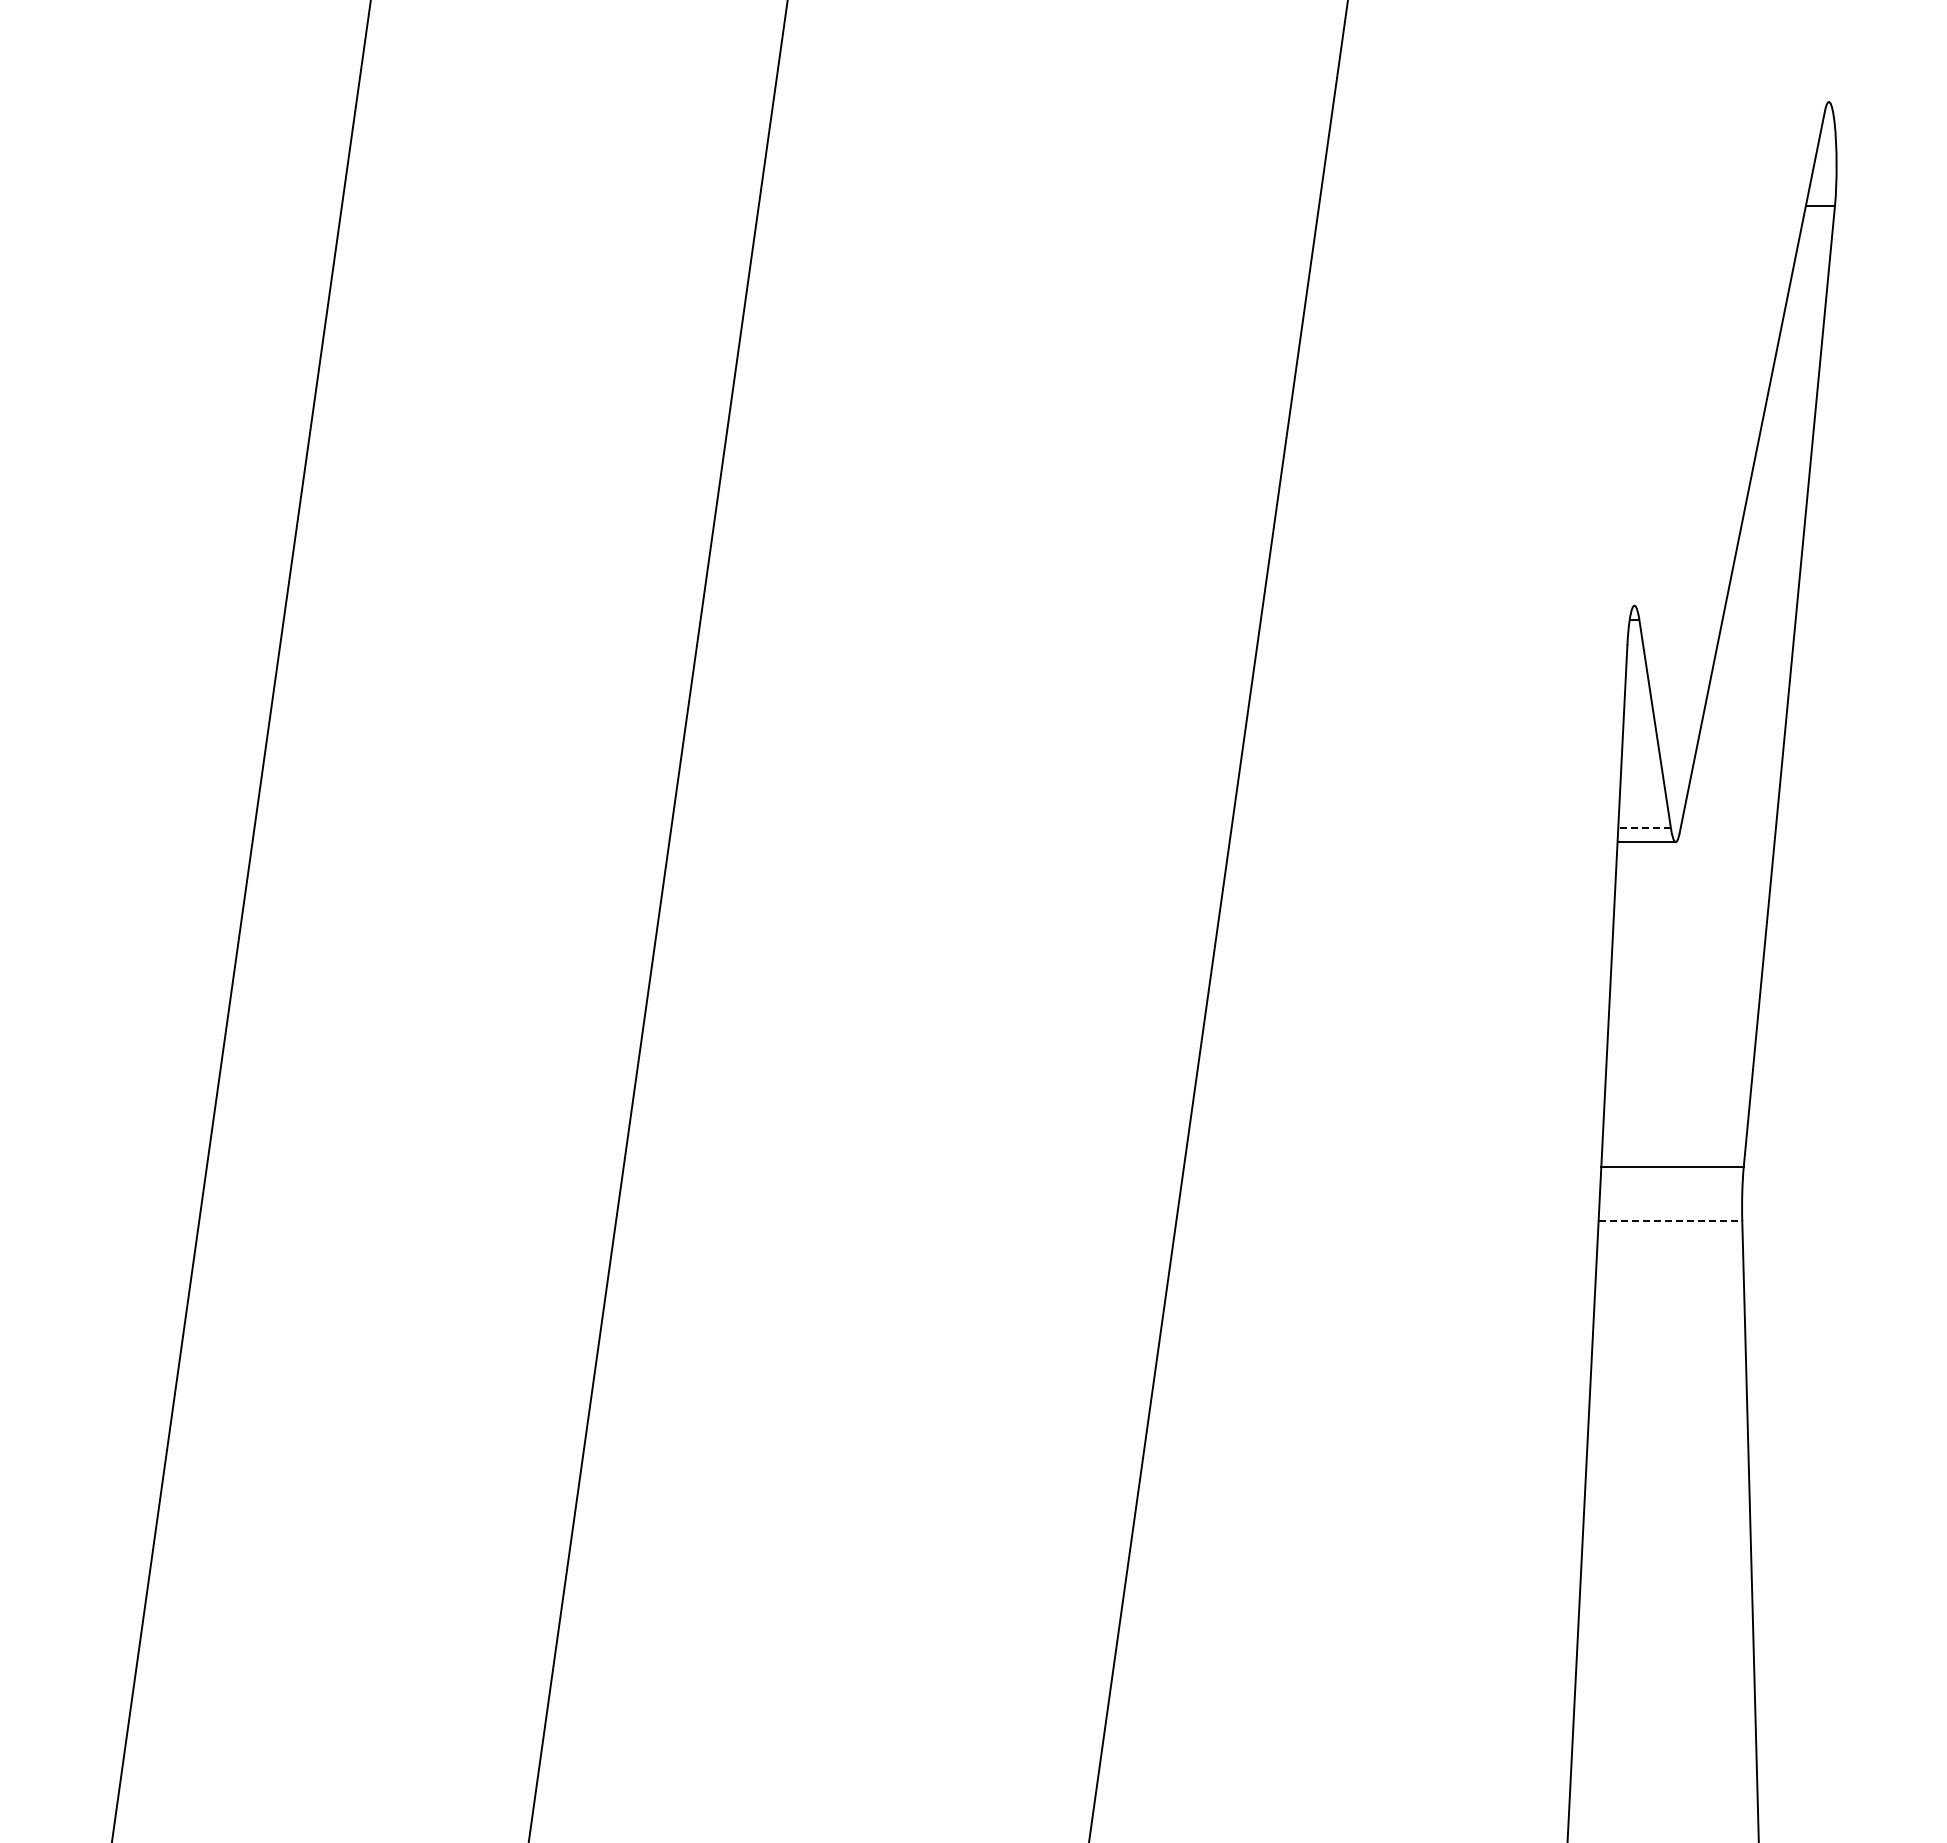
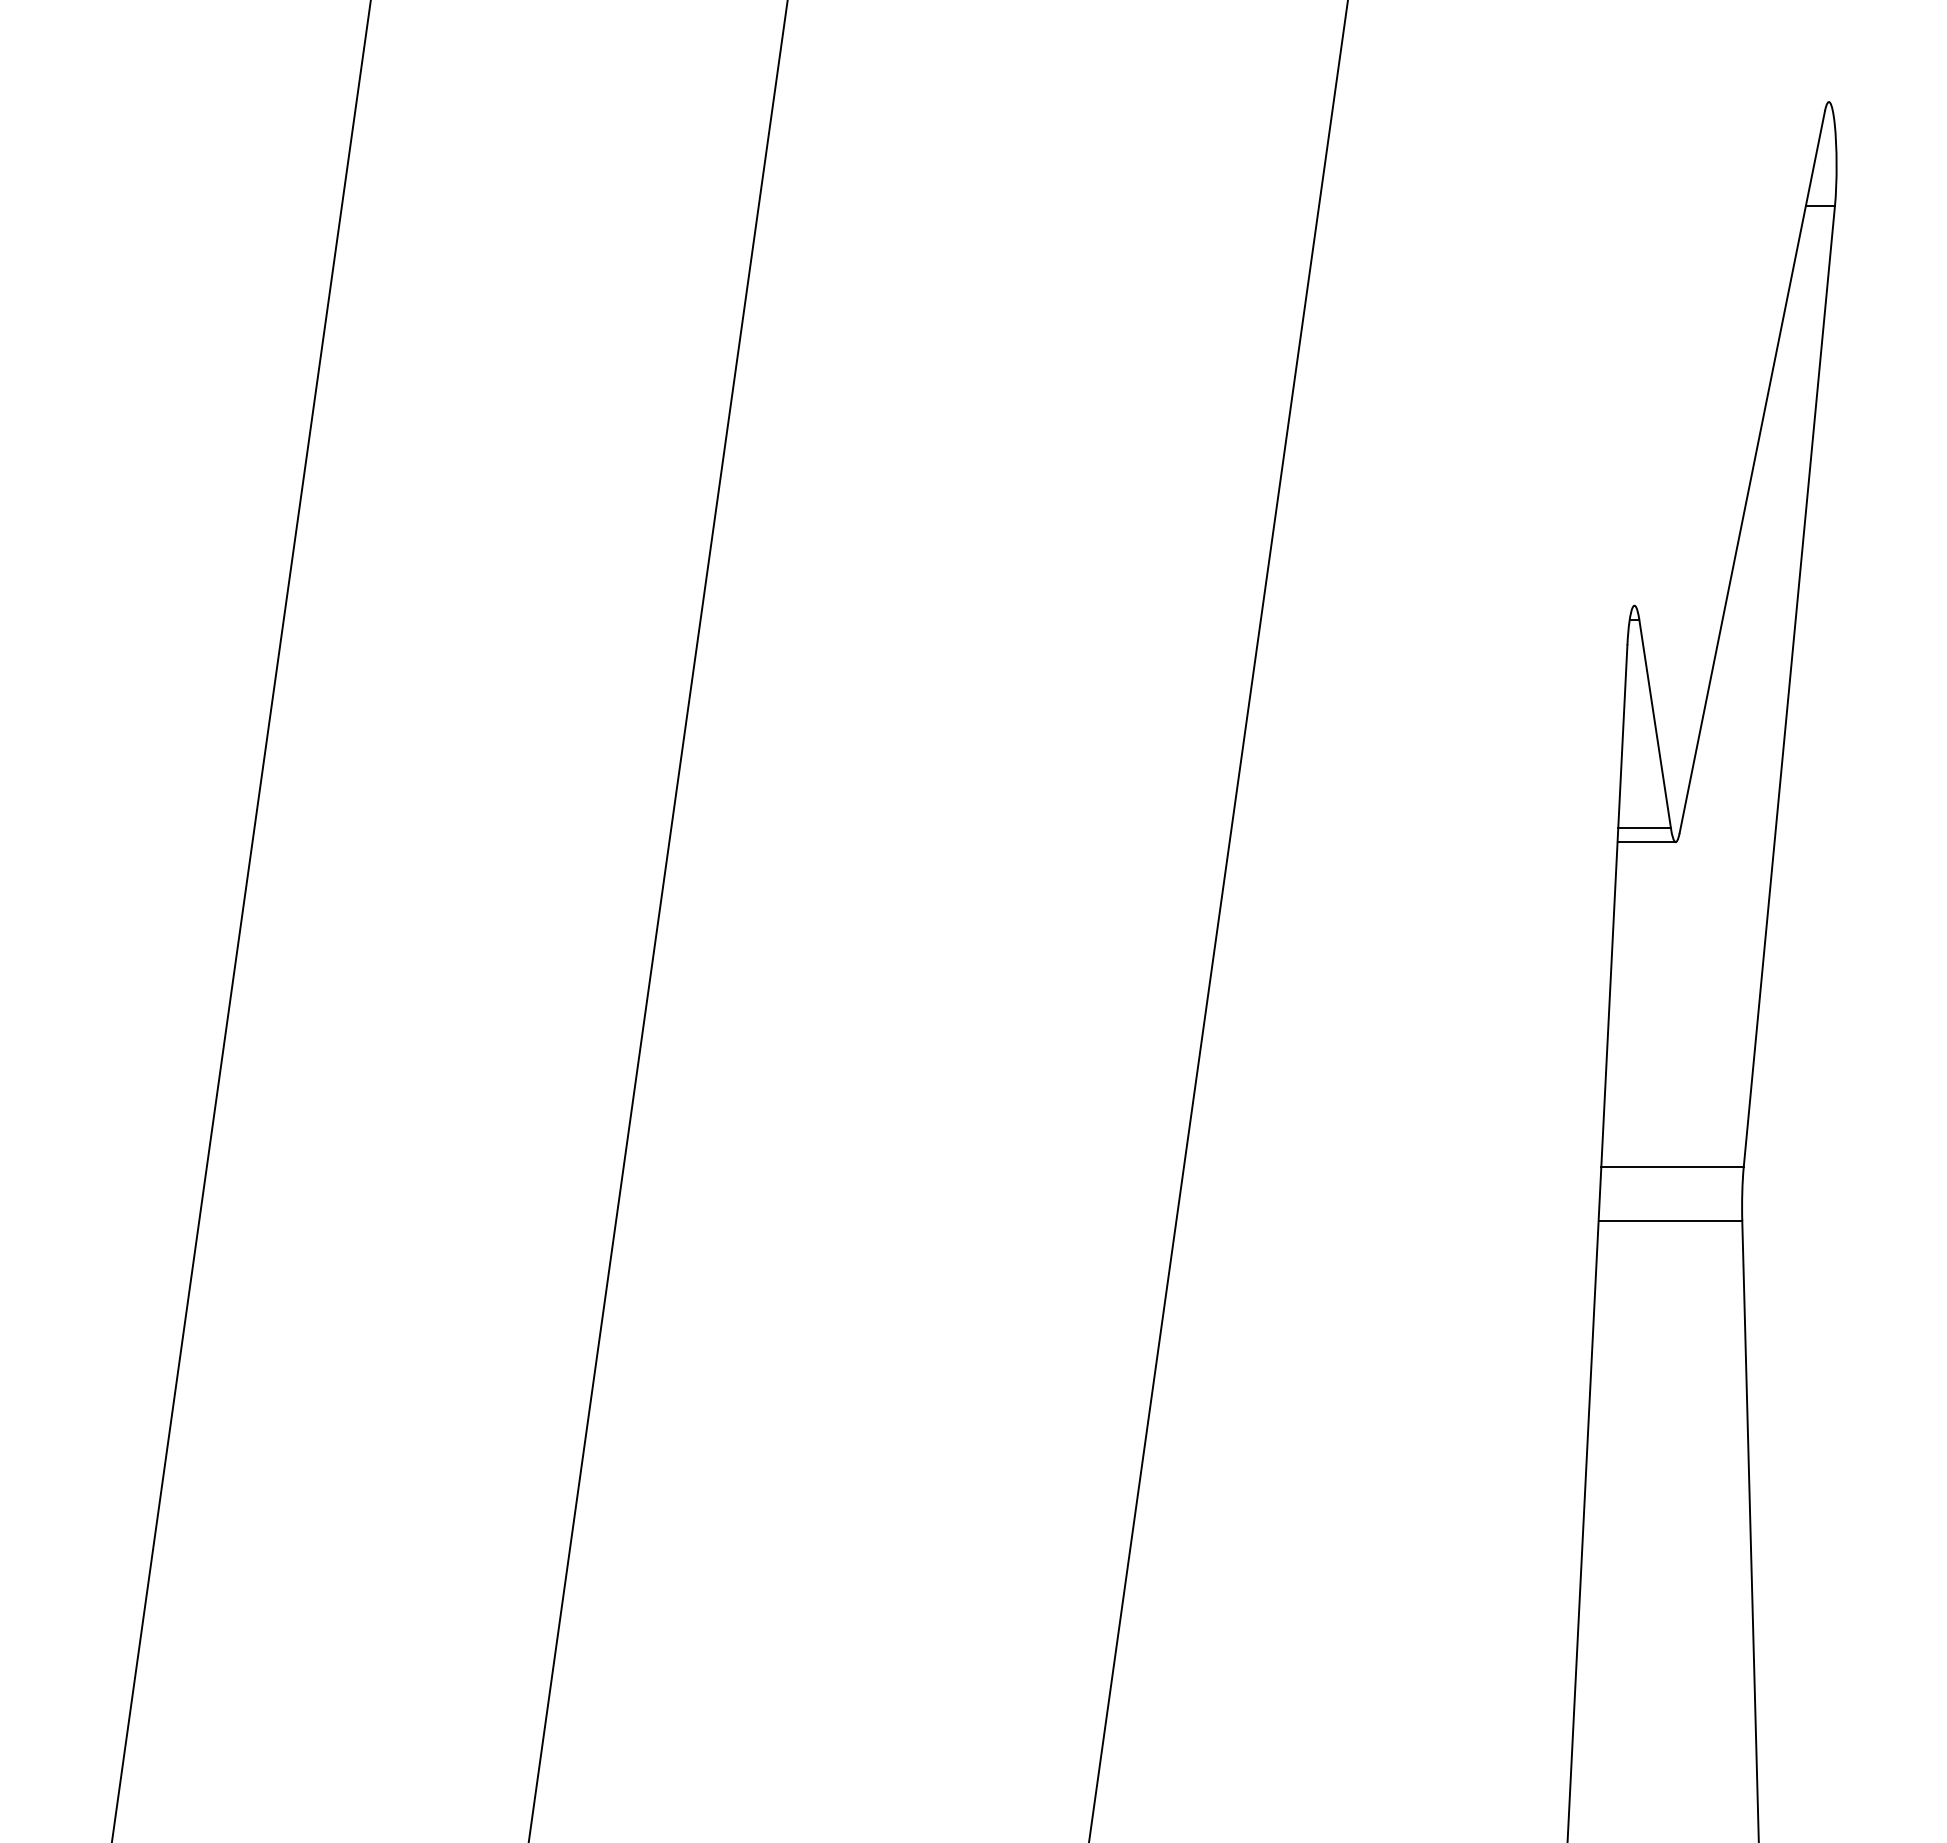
line: dashed -> solid (1644, 828)
line: dashed -> solid (1670, 1220)
